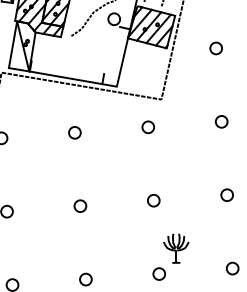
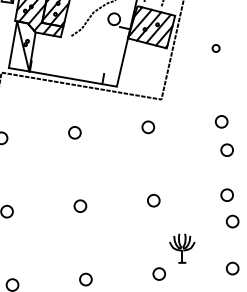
part size: 14x15 px -> 10x9 px (215, 48)
part: none -> present (226, 149)
part: none -> present (232, 221)
part position: (176, 248) -> (182, 248) (182, 248)
